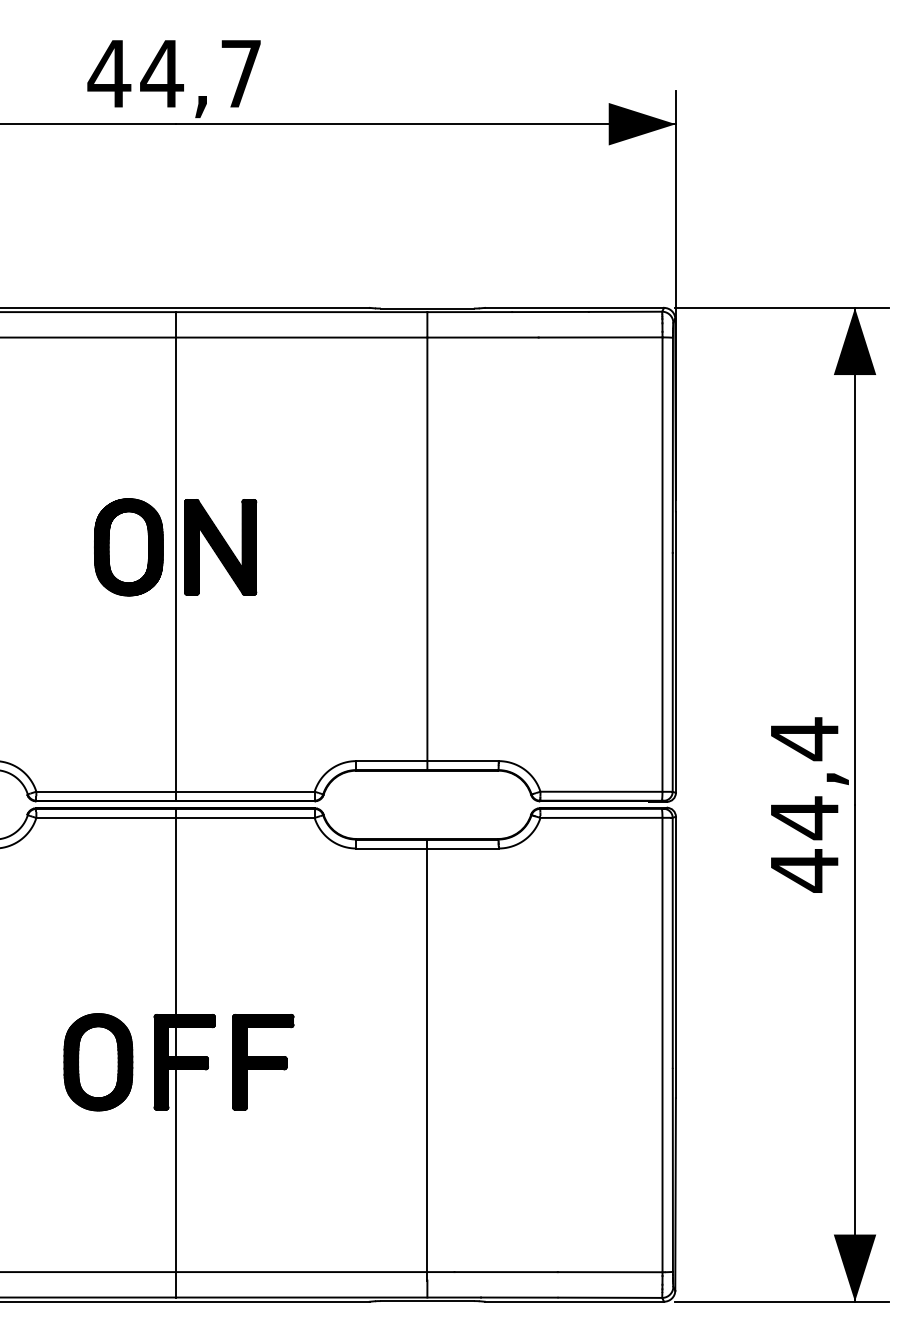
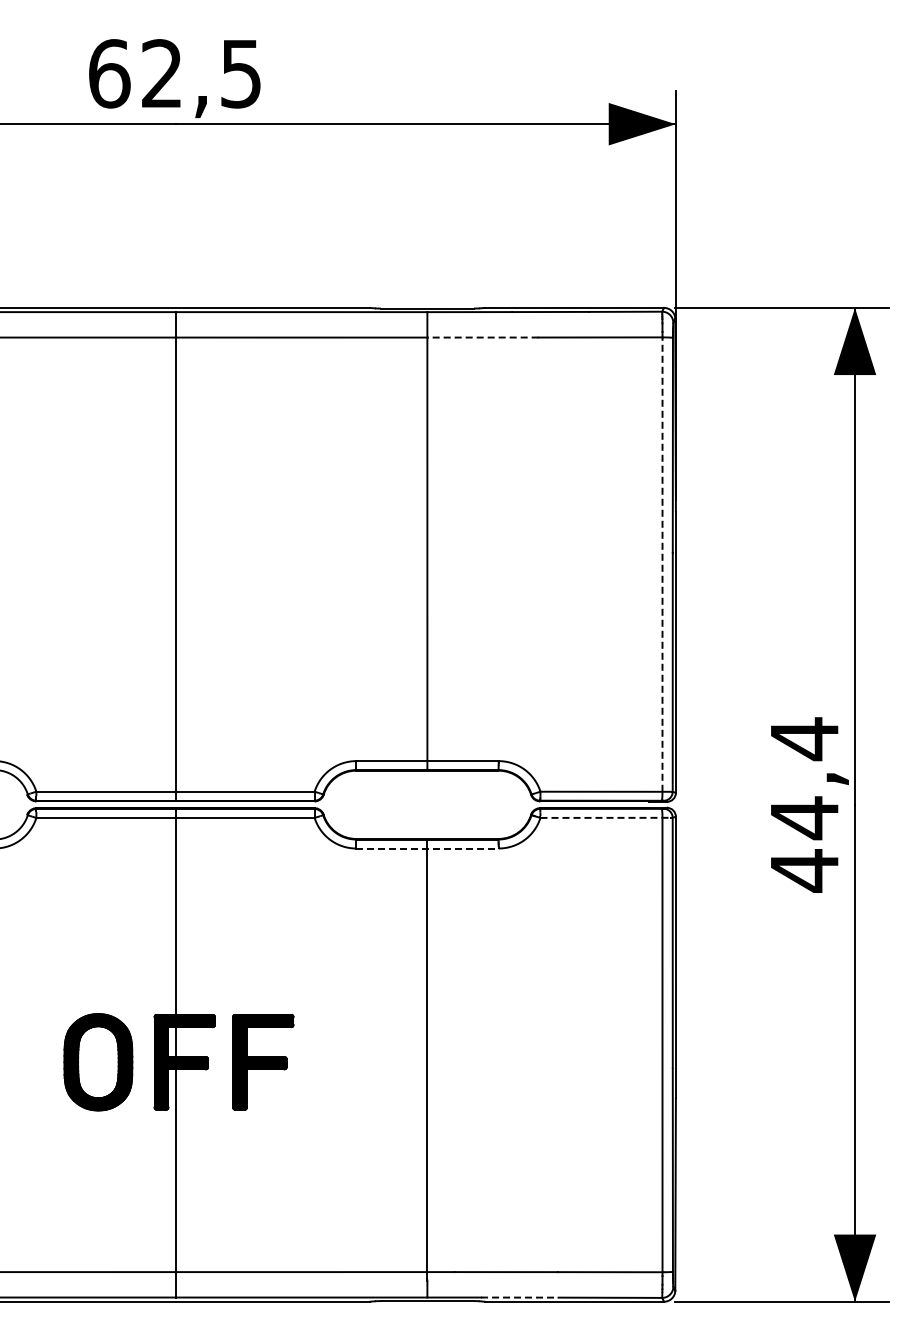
text: 44,7 -> 62,5 (173, 73)
line: solid -> dashed (483, 337)
part: present -> none (184, 547)
line: solid -> dashed (662, 564)
line: solid -> dashed (606, 817)
line: solid -> dashed (428, 848)
line: solid -> dashed (519, 1297)
